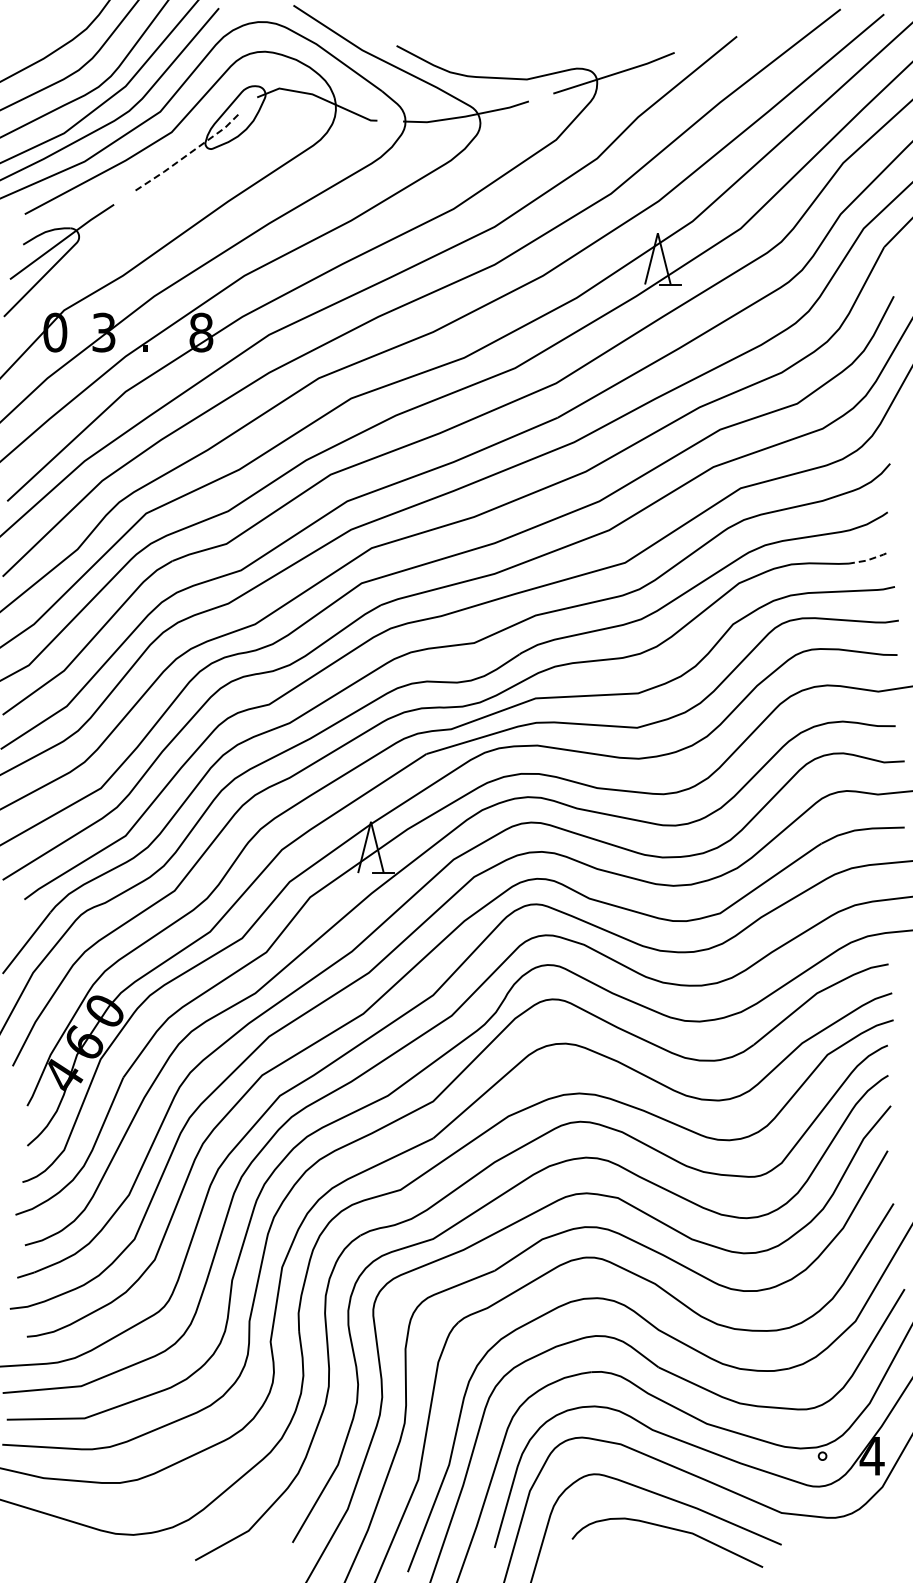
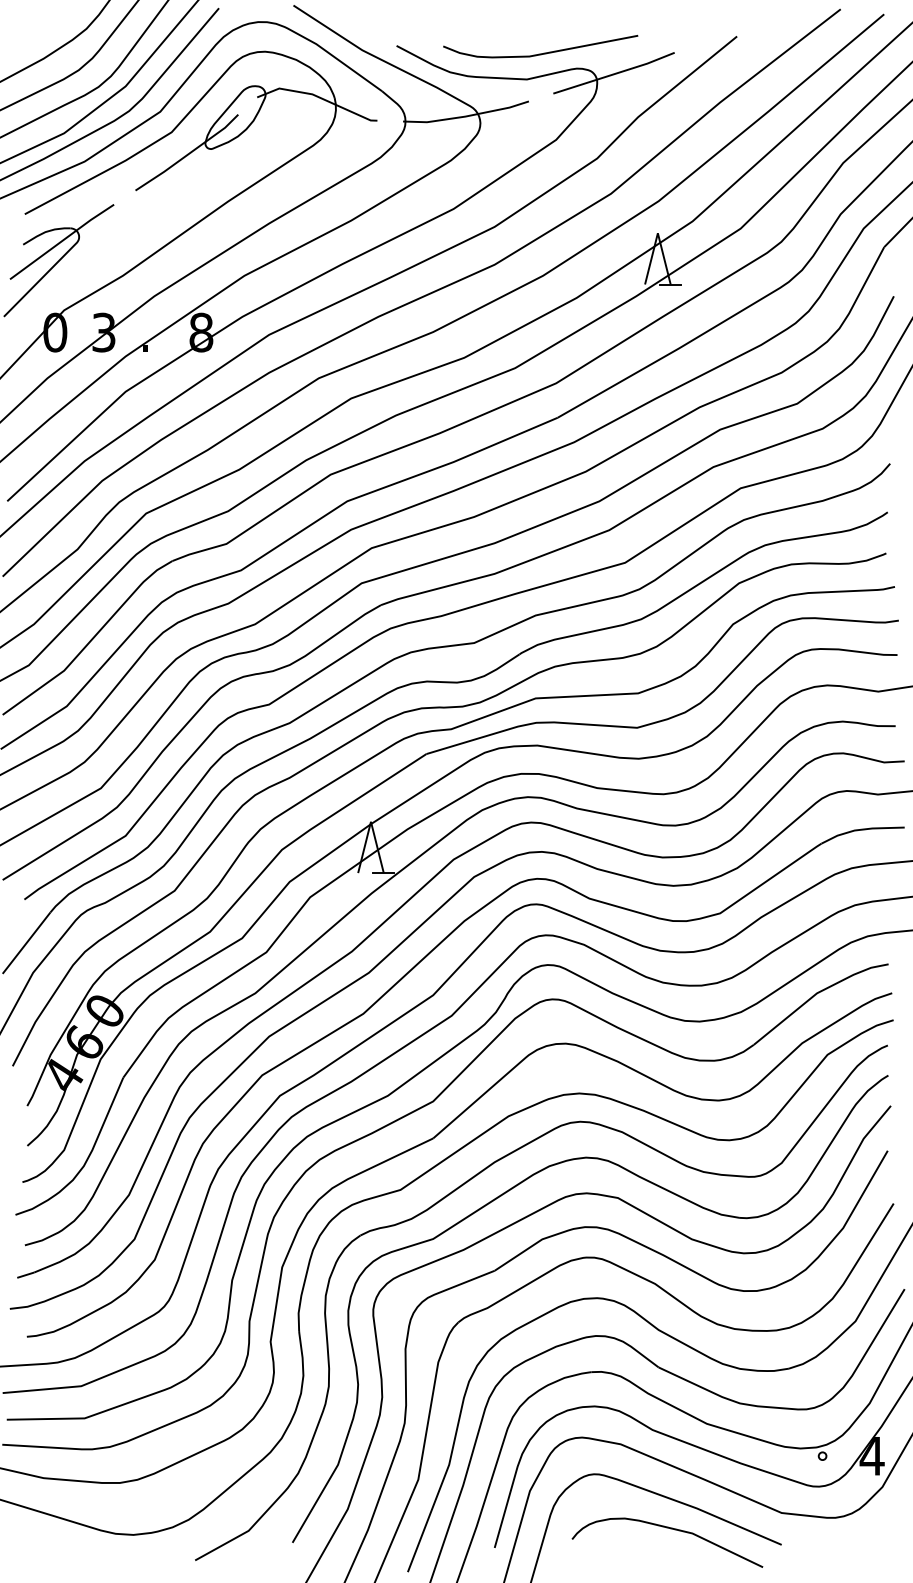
curve: none -> present (543, 52)
line: dashed -> solid (188, 154)
line: dashed -> solid (868, 559)
